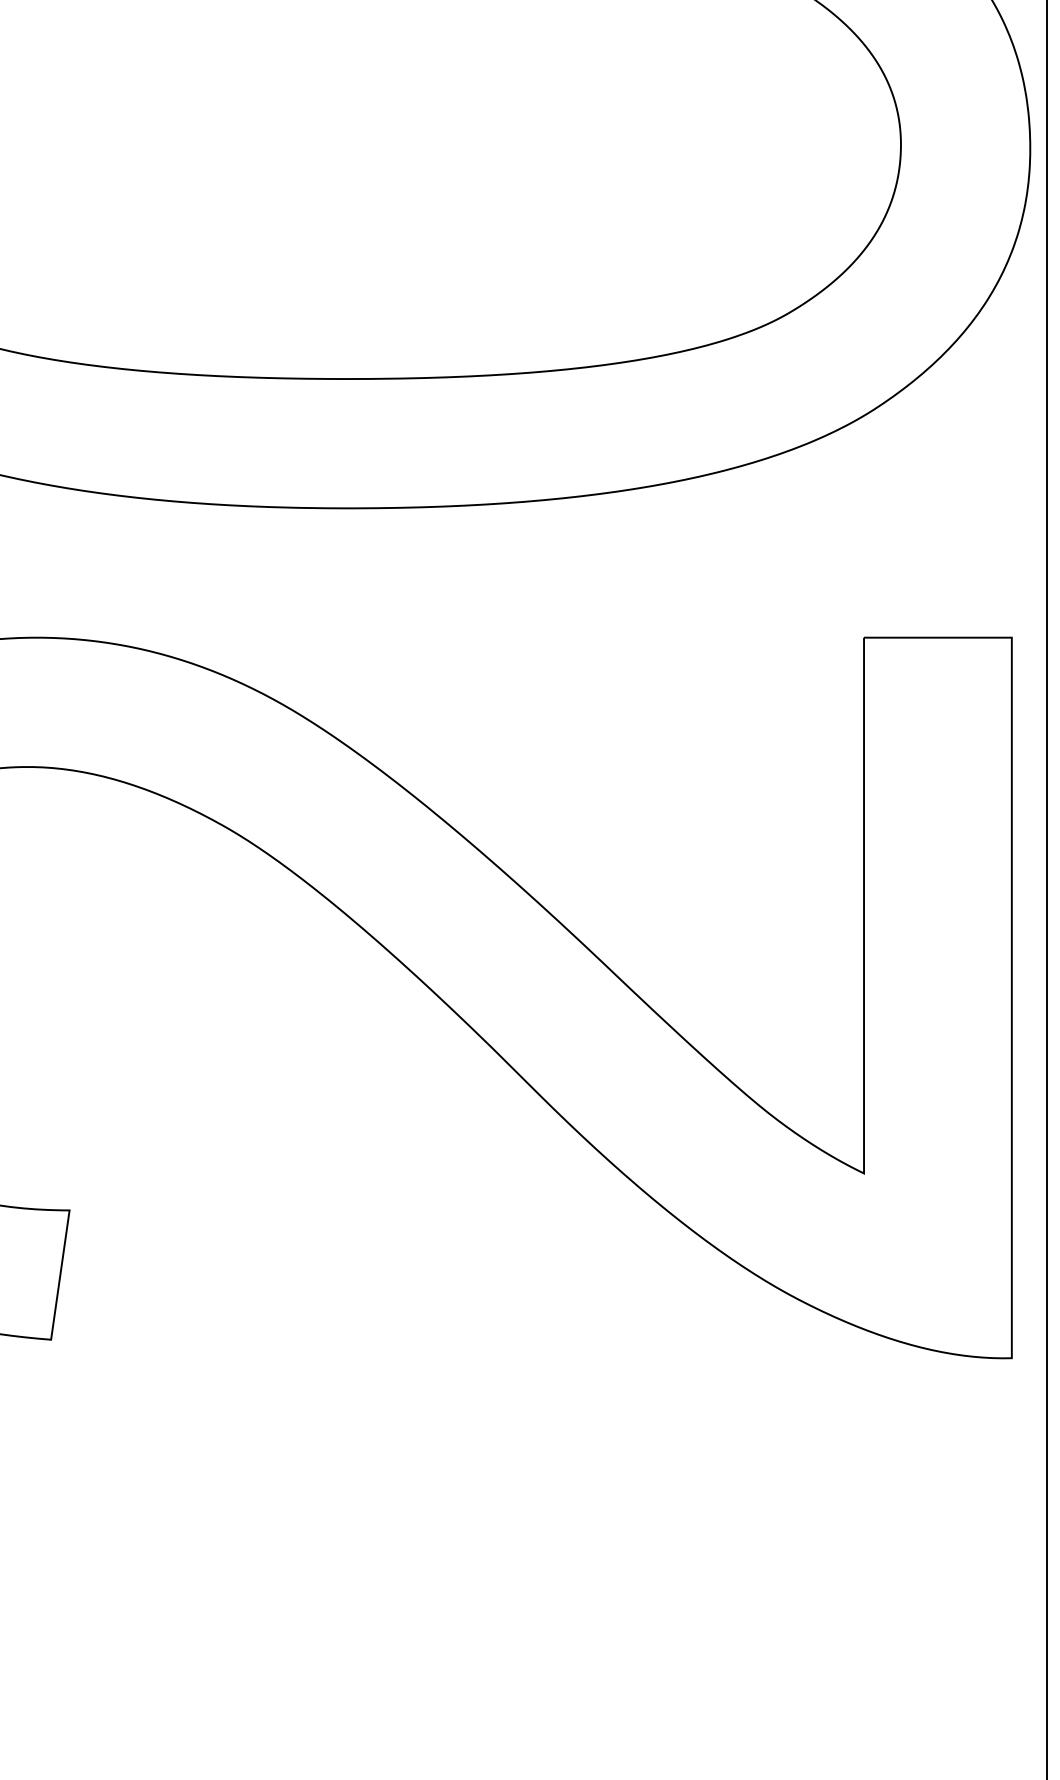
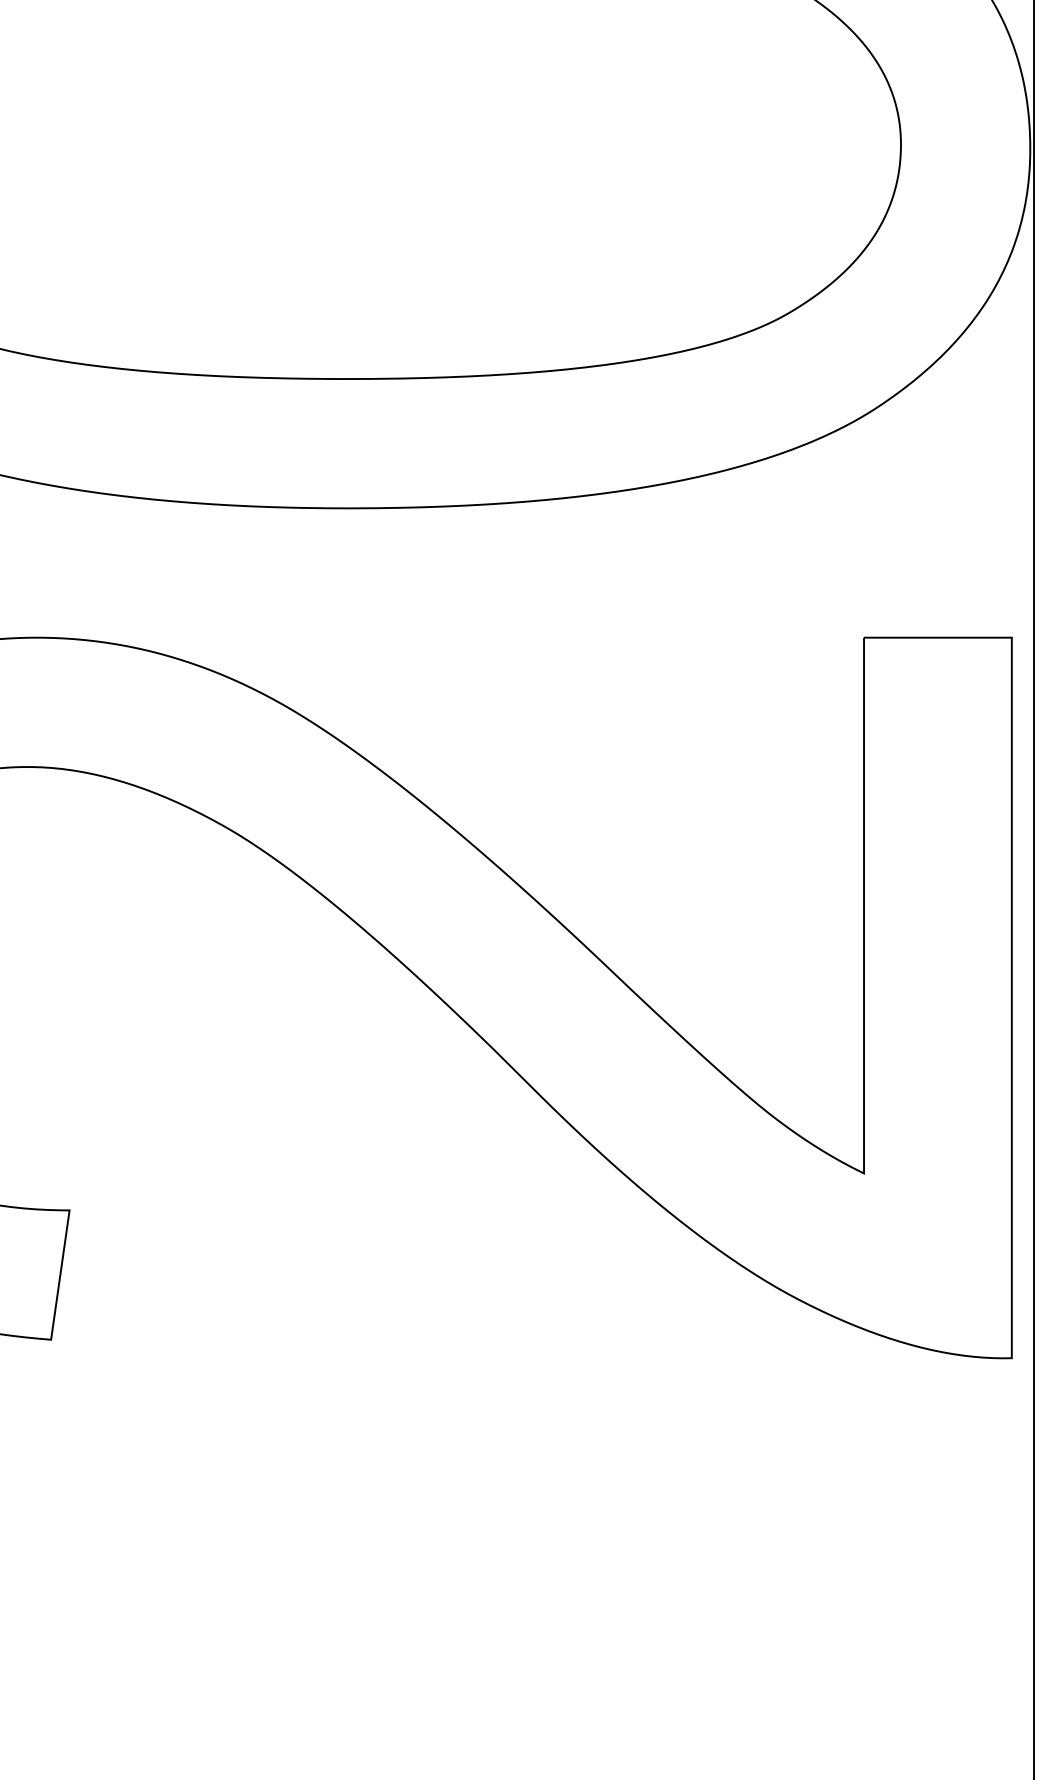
line position: (1047, 889) -> (1034, 889) (1034, 889)
